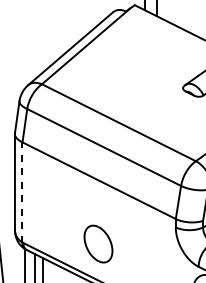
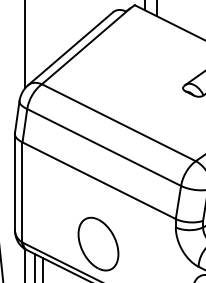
line: none -> present (25, 45)
line: dashed -> solid (22, 191)
part size: 31x40 px -> 43x56 px (98, 243)
